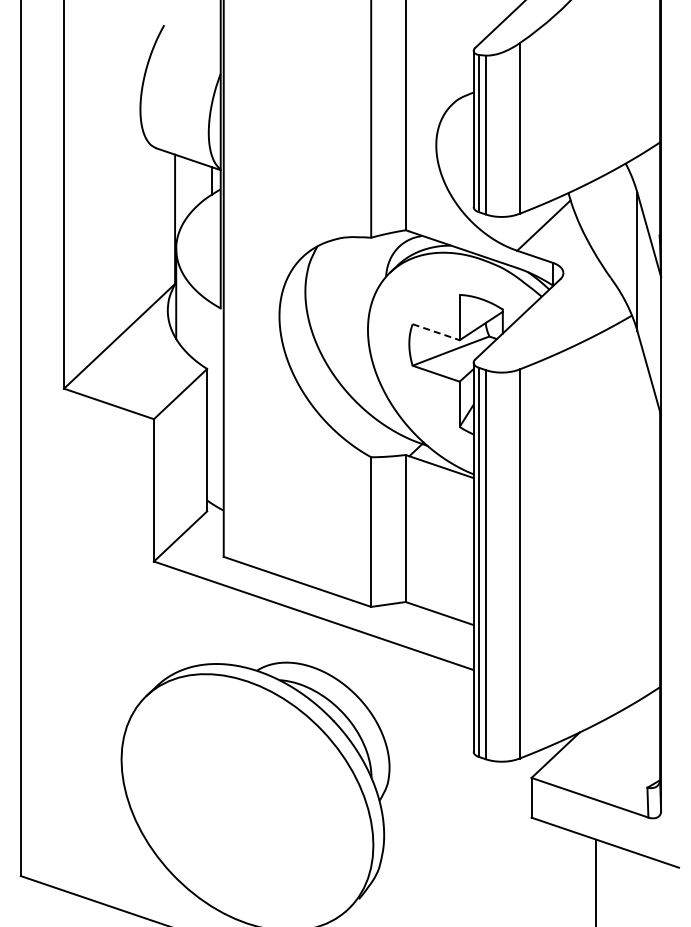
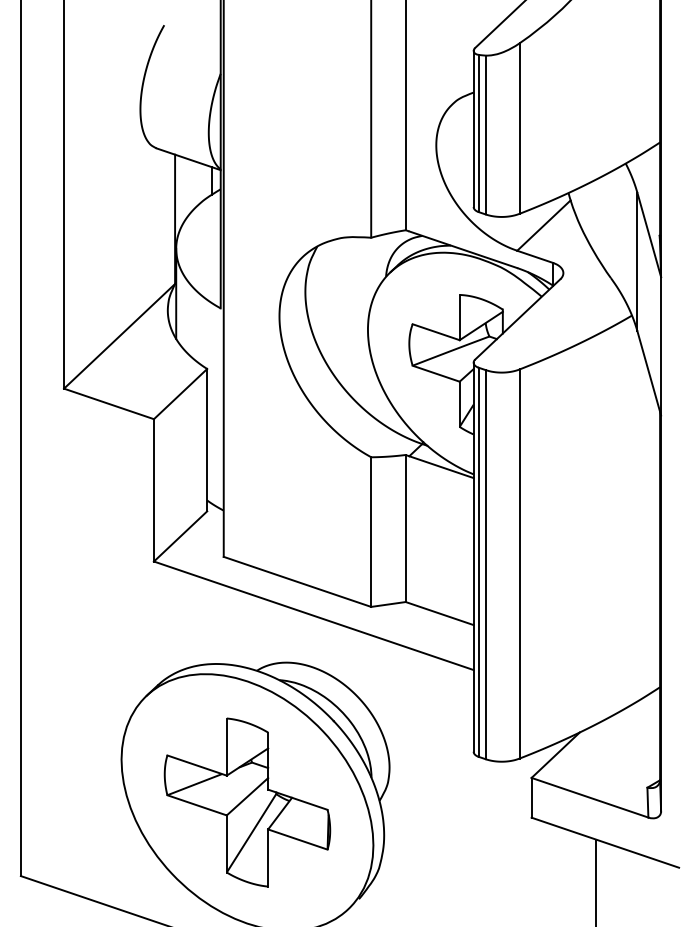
line: dashed -> solid (436, 332)
part: none -> present (247, 802)
